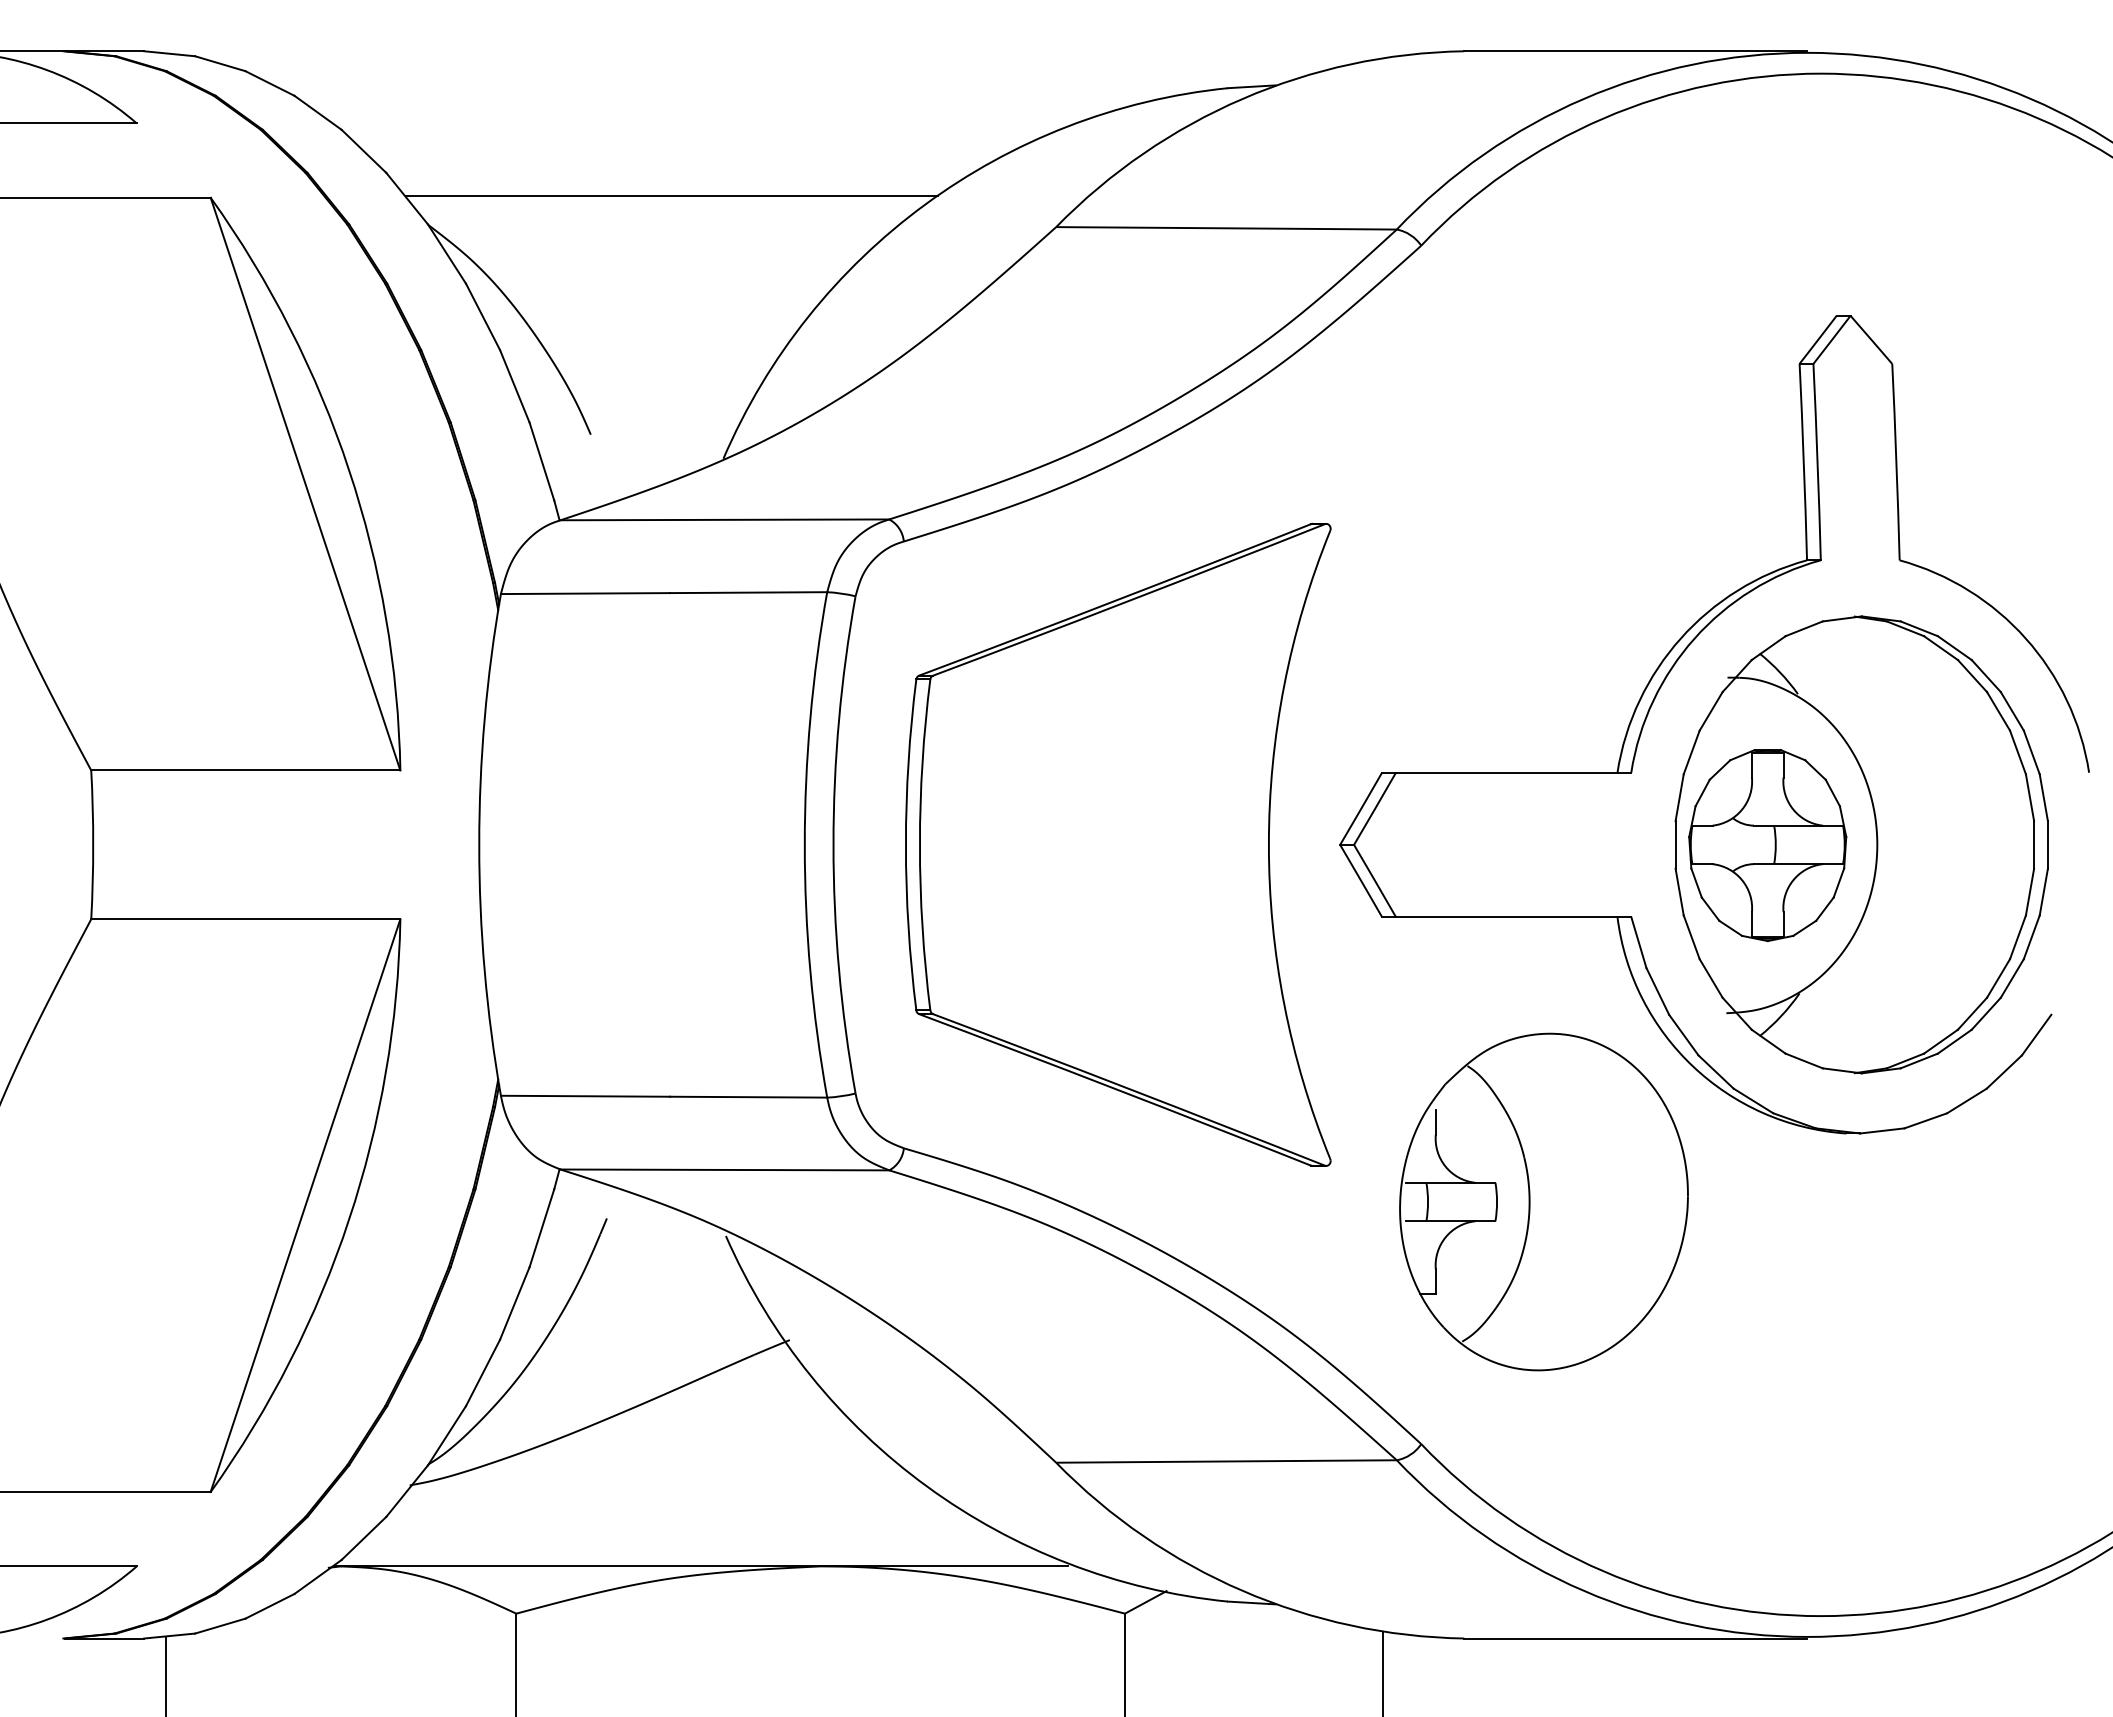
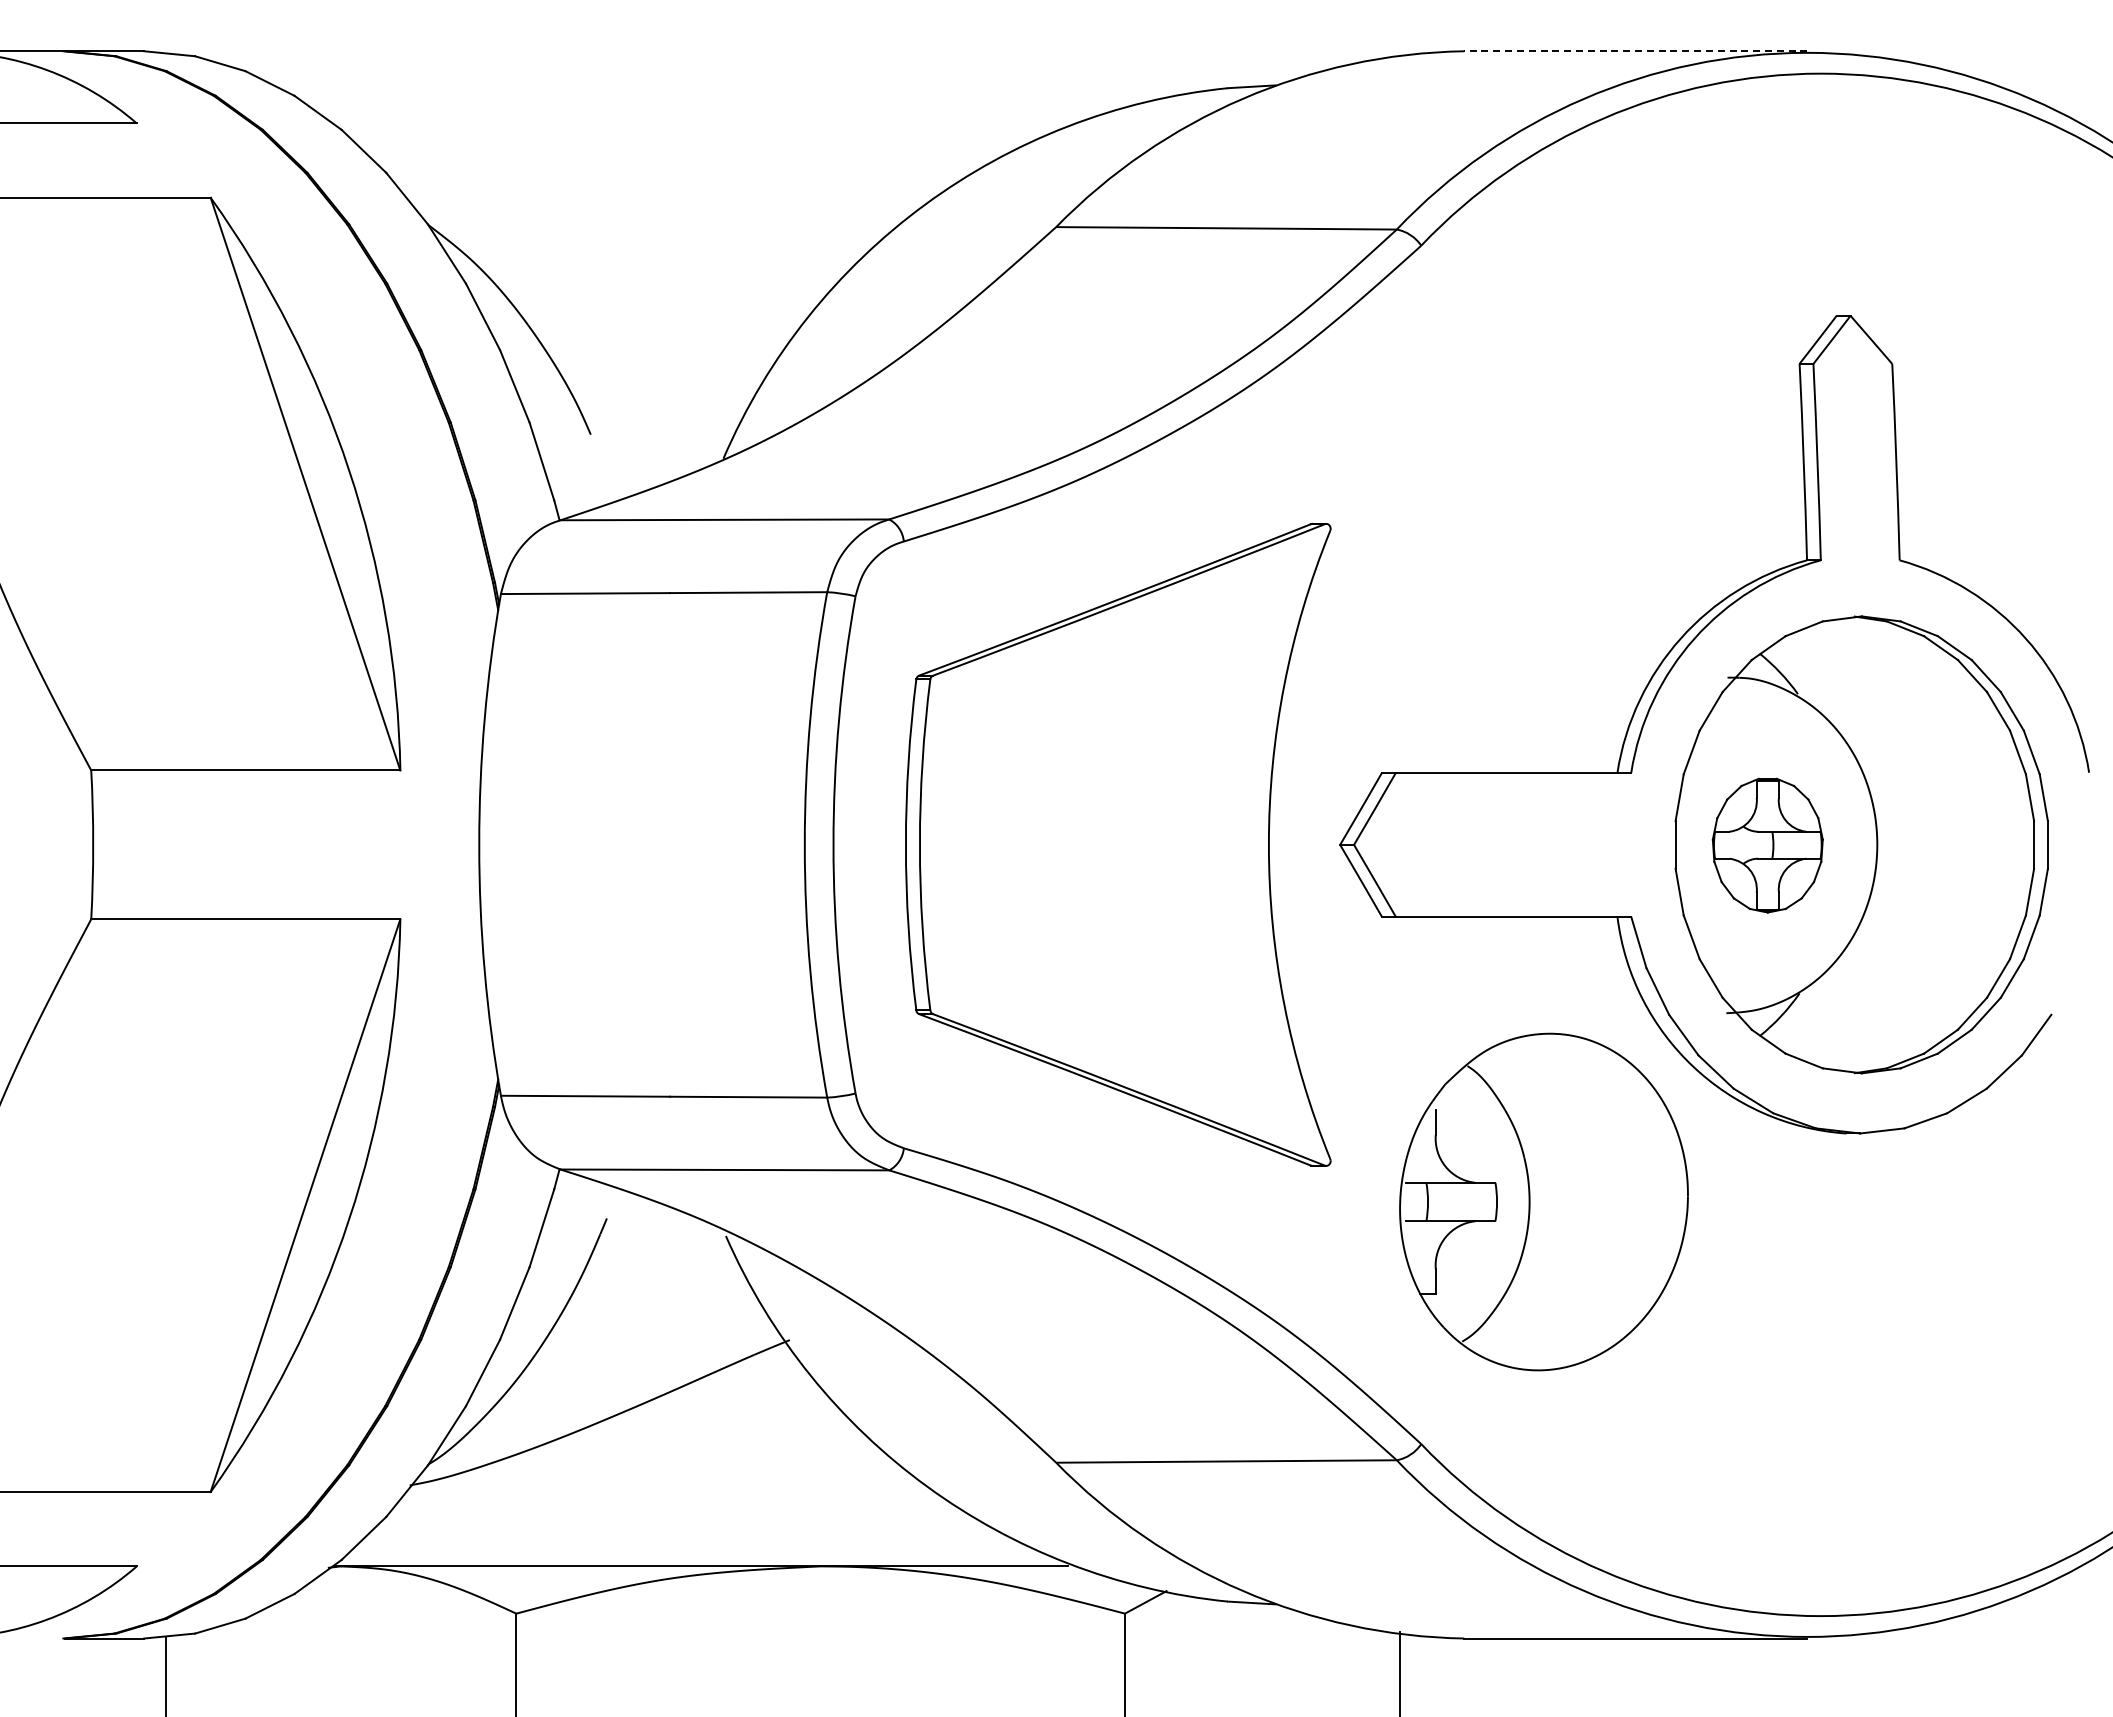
line: solid -> dashed (1635, 51)
line: present -> none (671, 195)
part size: 160x194 px -> 113x137 px (1767, 845)
line position: (1383, 1672) -> (1400, 1672) (1400, 1672)
